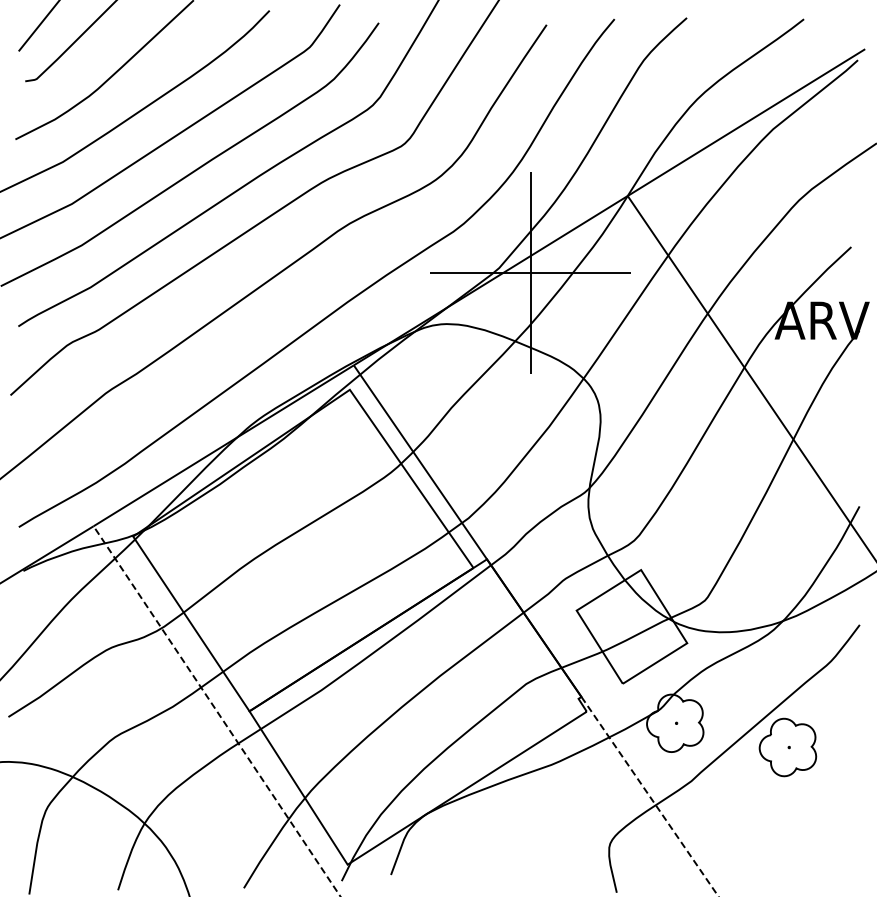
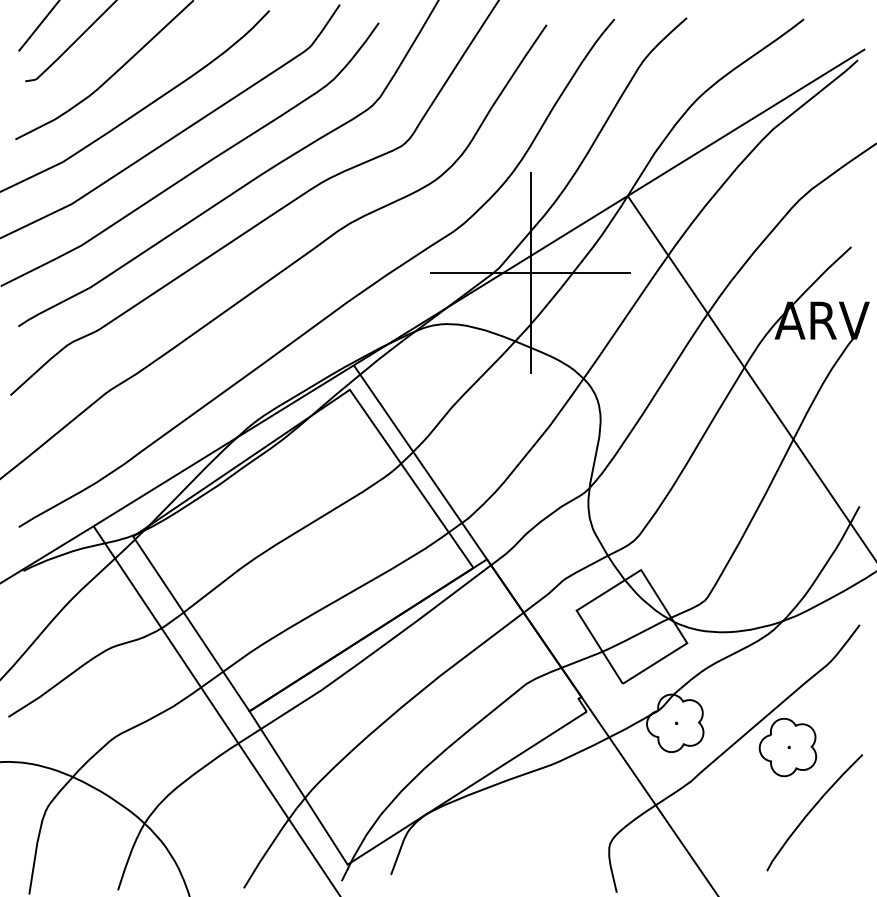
line: dashed -> solid (217, 711)
line: dashed -> solid (649, 796)
curve: none -> present (812, 810)
